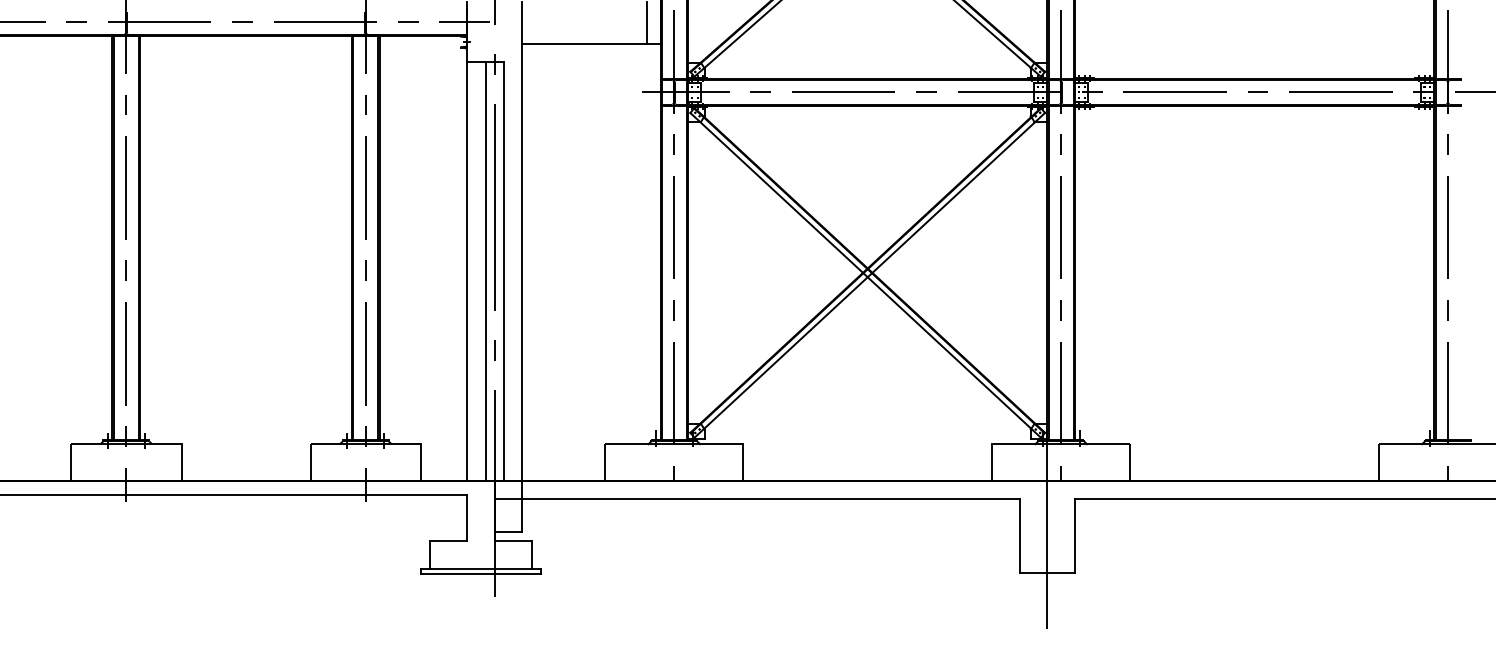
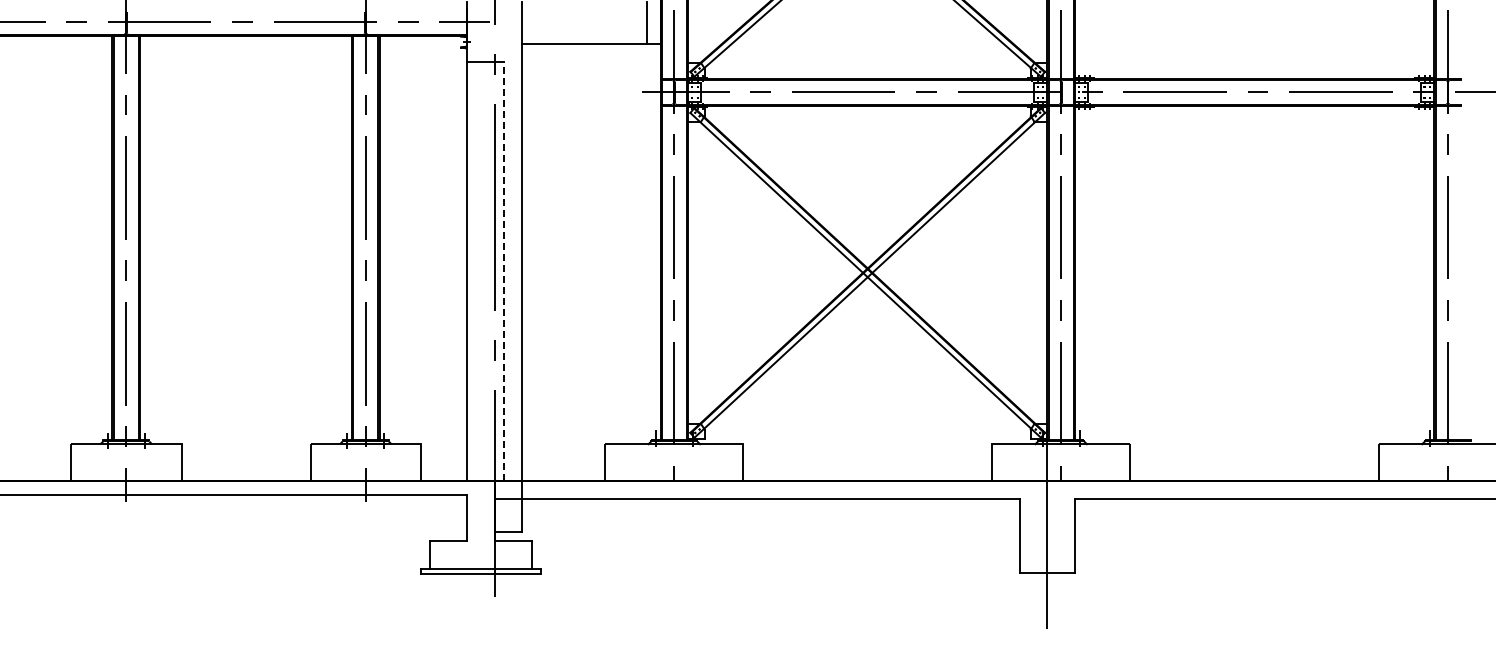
line: present -> none (485, 271)
line: solid -> dashed (503, 271)
